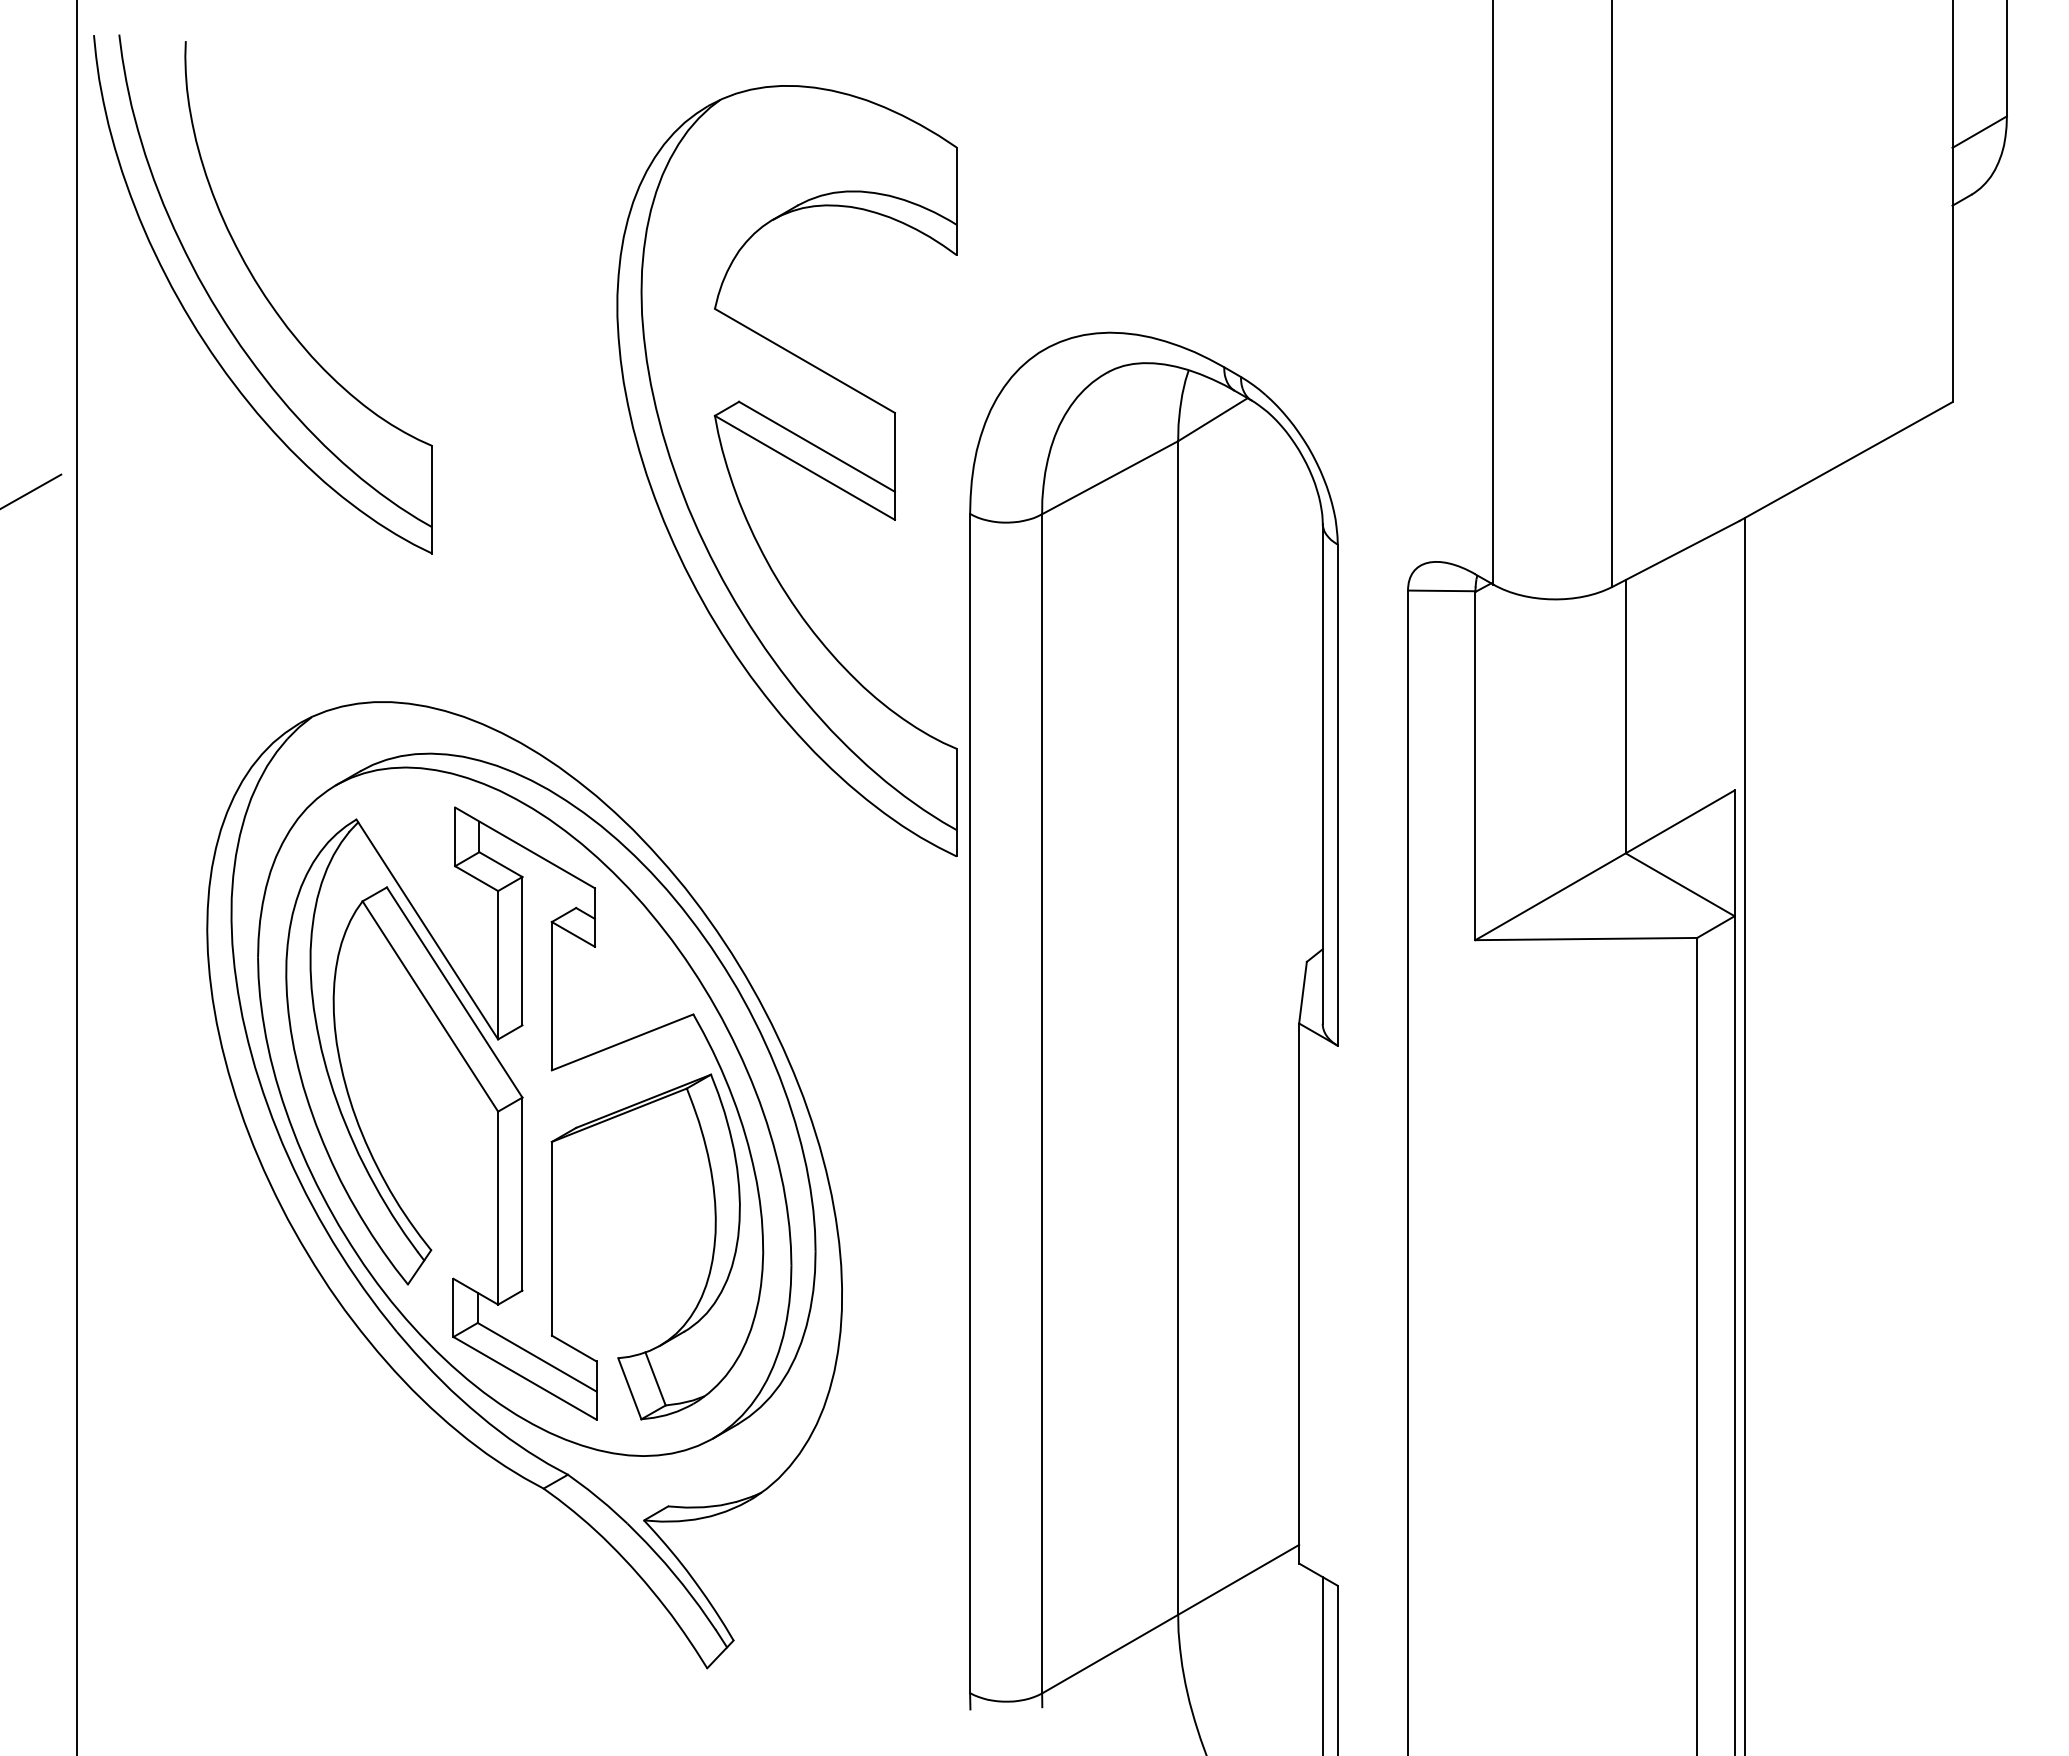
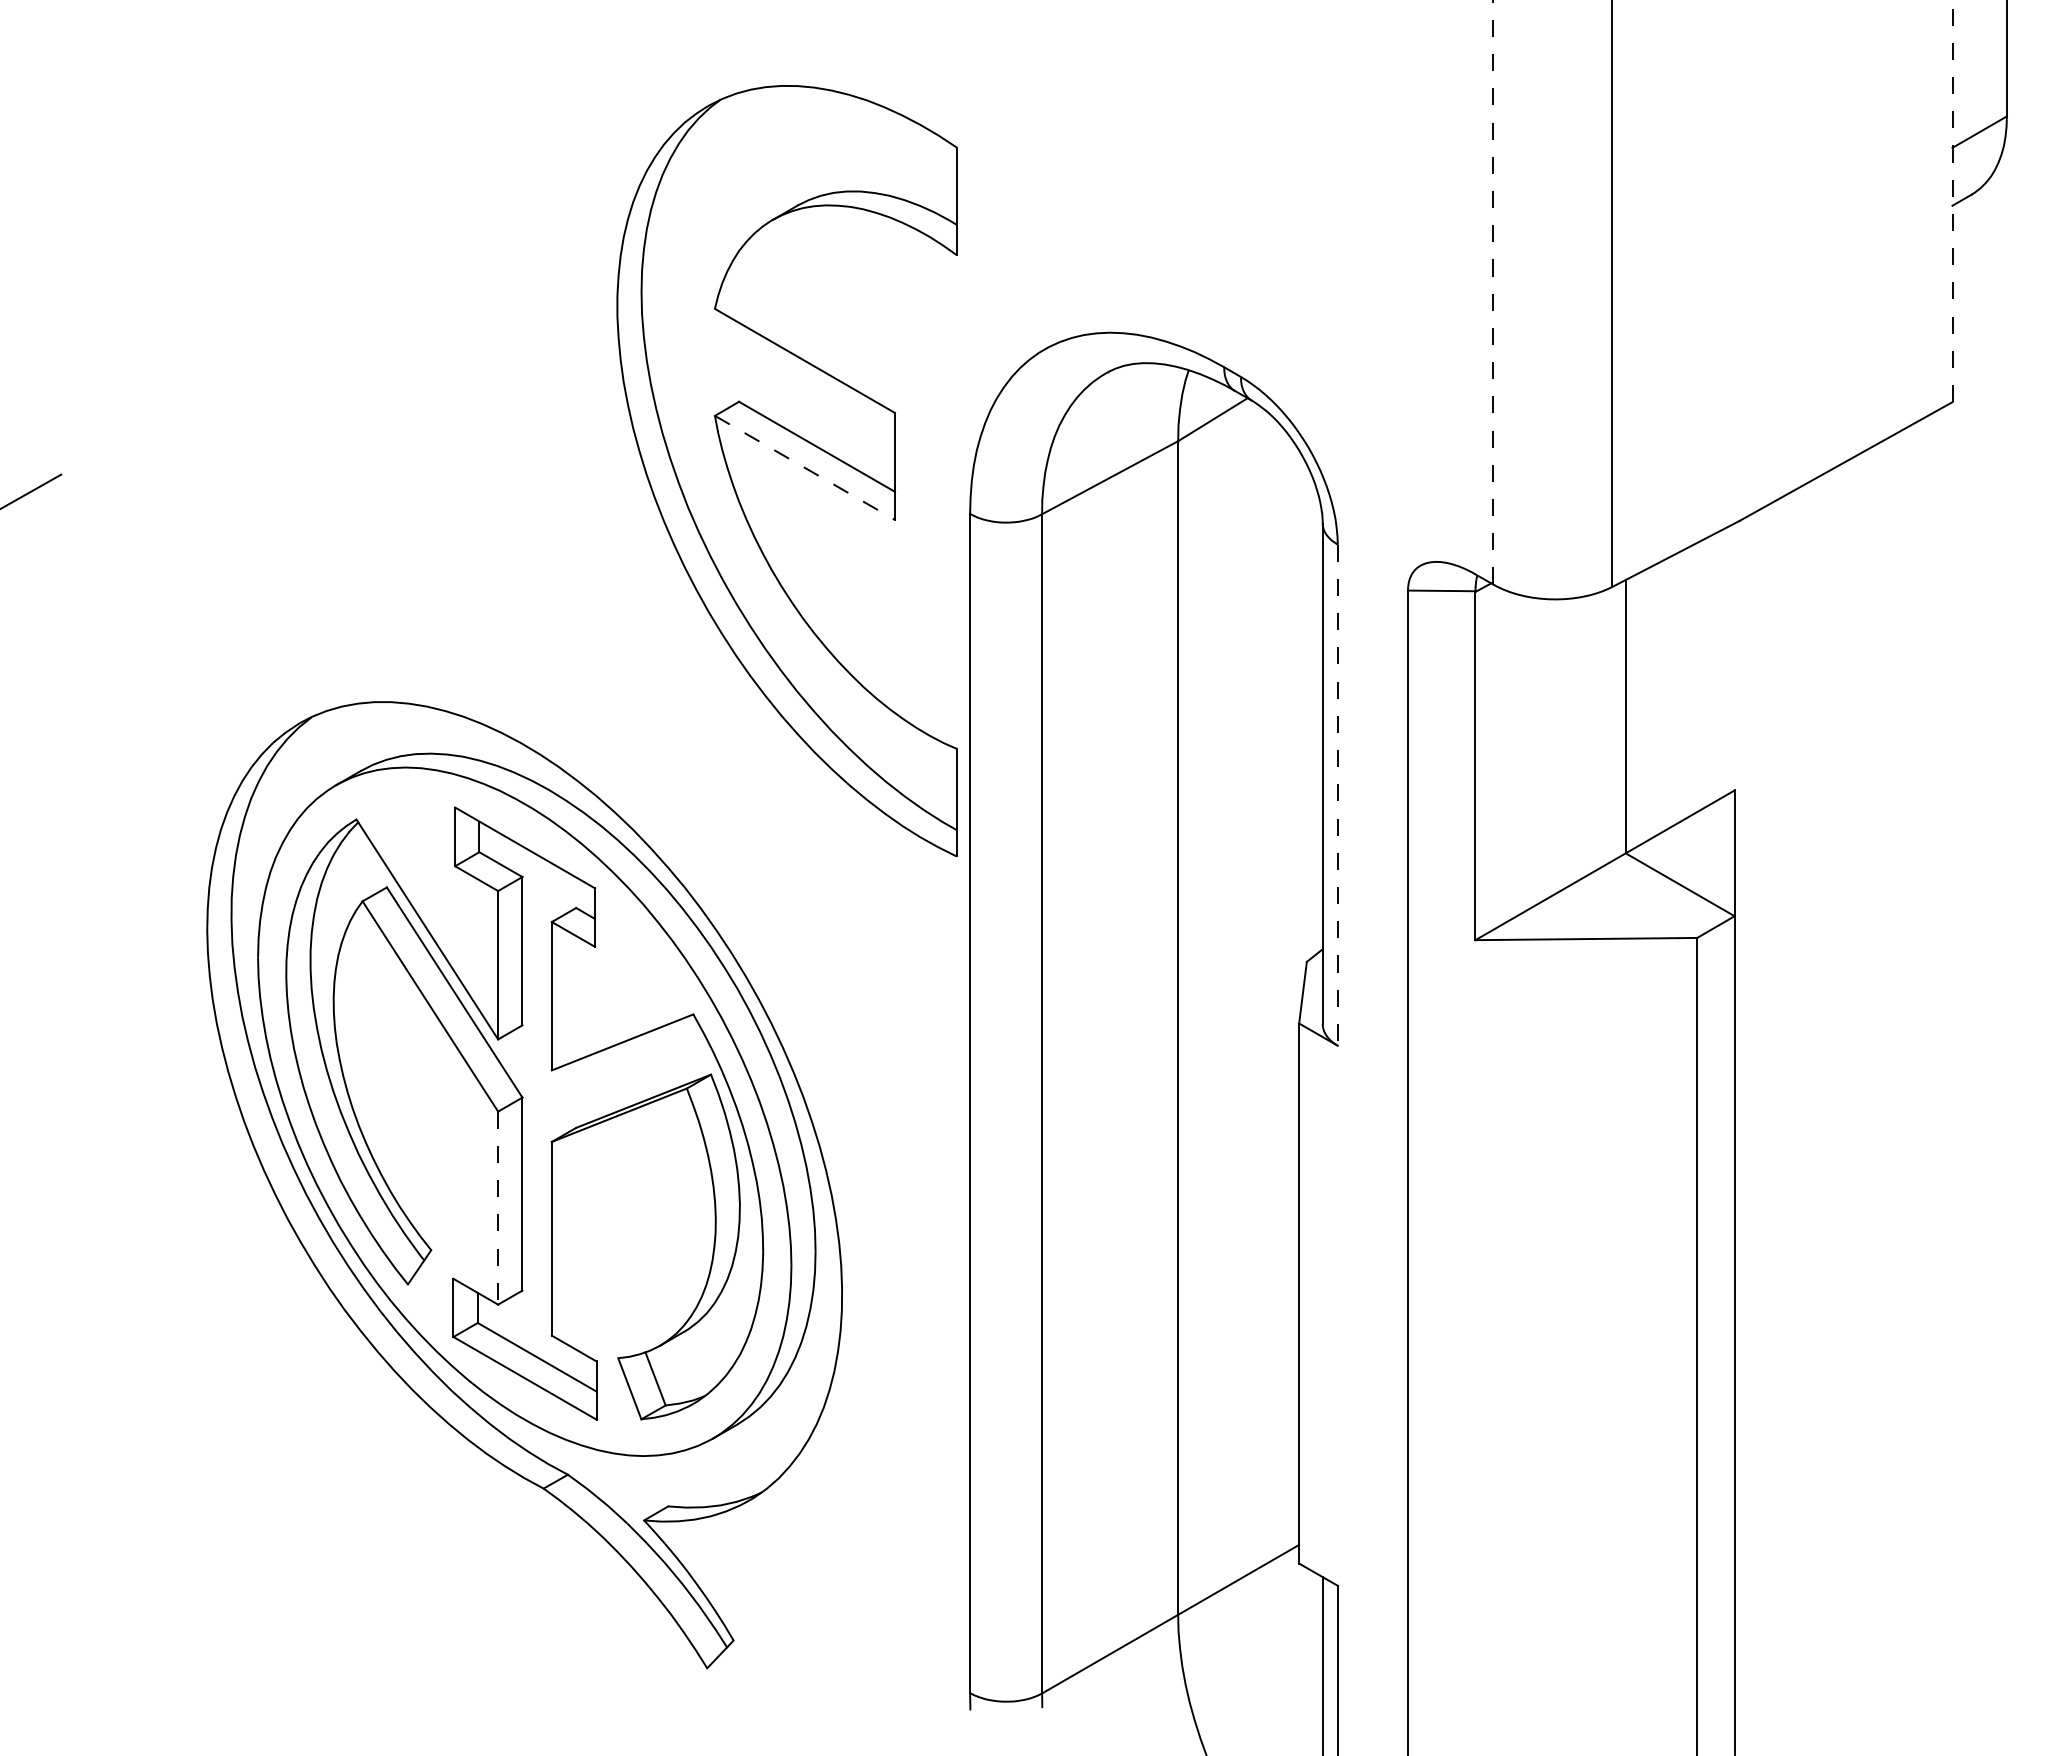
line: solid -> dashed (1952, 201)
line: solid -> dashed (1493, 292)
part: present -> none (262, 294)
line: solid -> dashed (804, 467)
line: solid -> dashed (1337, 795)
line: present -> none (77, 877)
line: present -> none (1744, 1135)
line: solid -> dashed (498, 1208)
